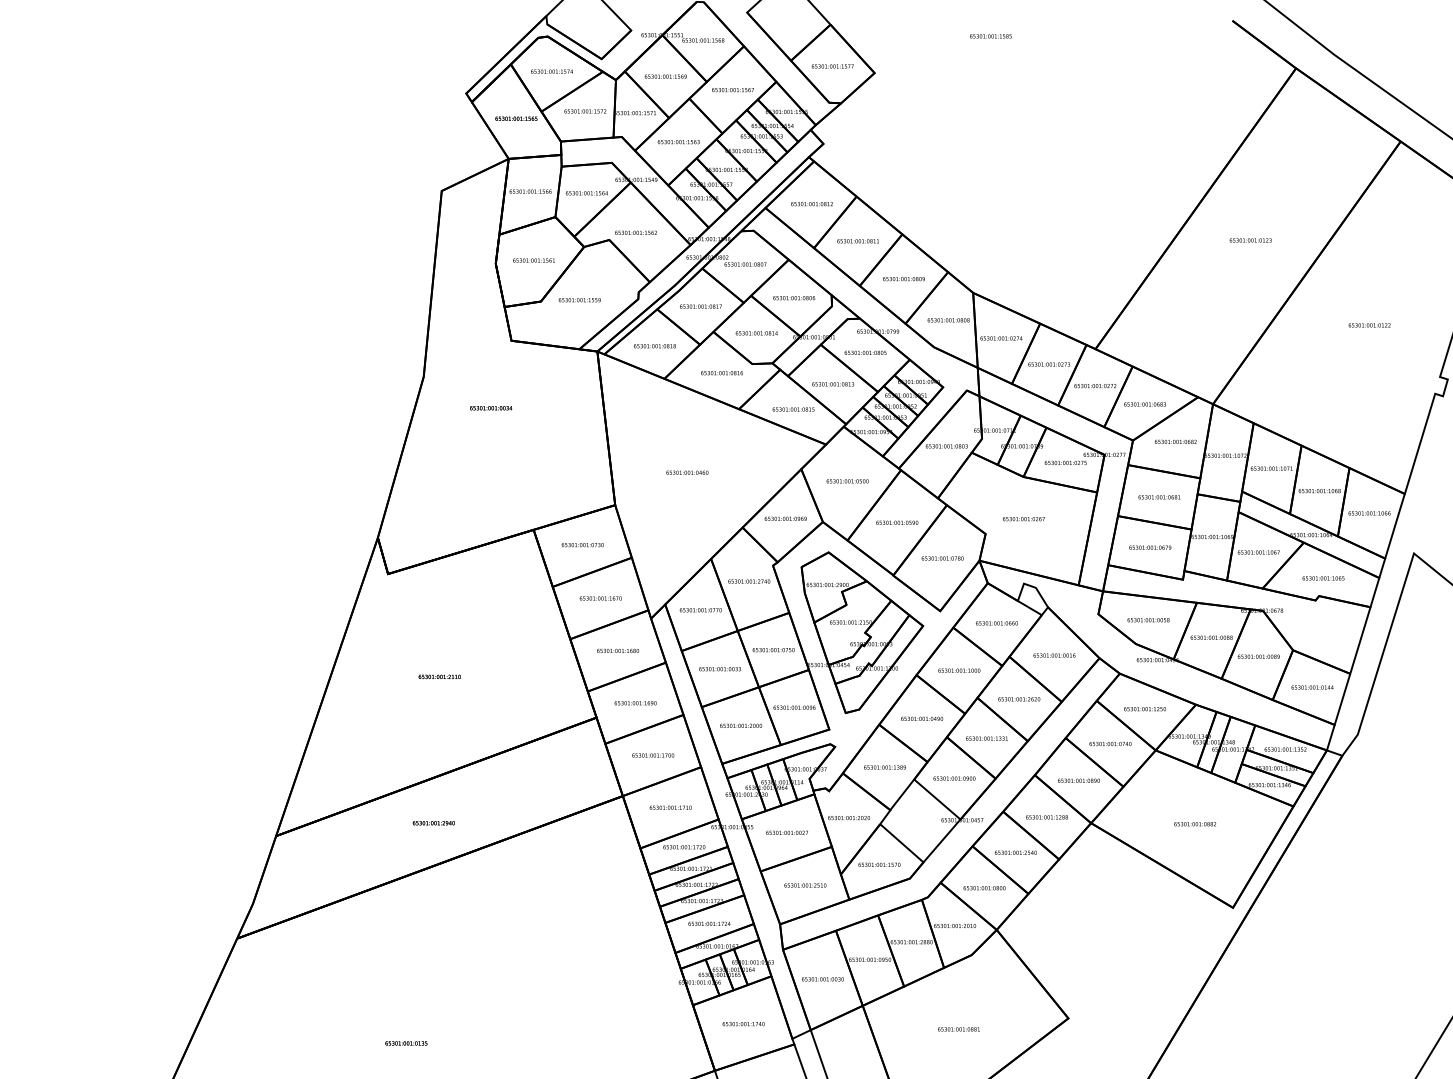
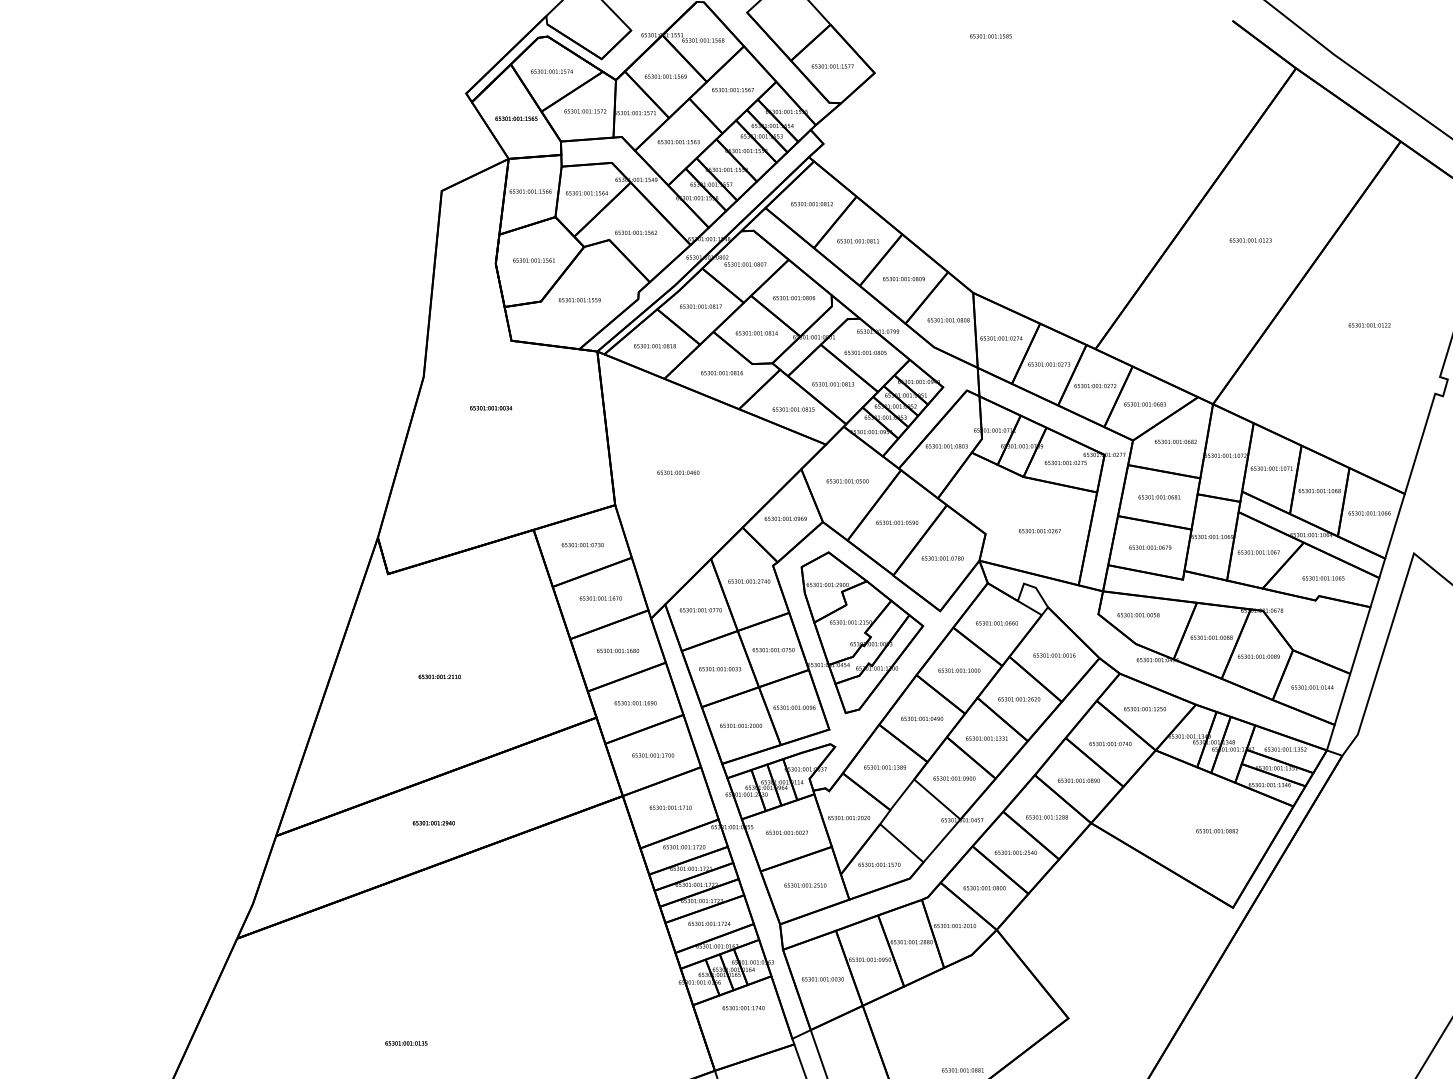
text position: (687, 472) -> (678, 472) (678, 472)
text position: (1023, 519) -> (1039, 531) (1039, 531)
text position: (1148, 620) -> (1138, 615) (1138, 615)
text position: (1194, 824) -> (1216, 831) (1216, 831)
text position: (743, 1024) -> (743, 1008) (743, 1008)
text position: (958, 1029) -> (962, 1070) (962, 1070)
